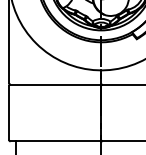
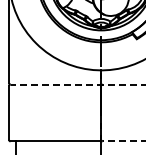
line: solid -> dashed (77, 84)
line: solid -> dashed (123, 141)
